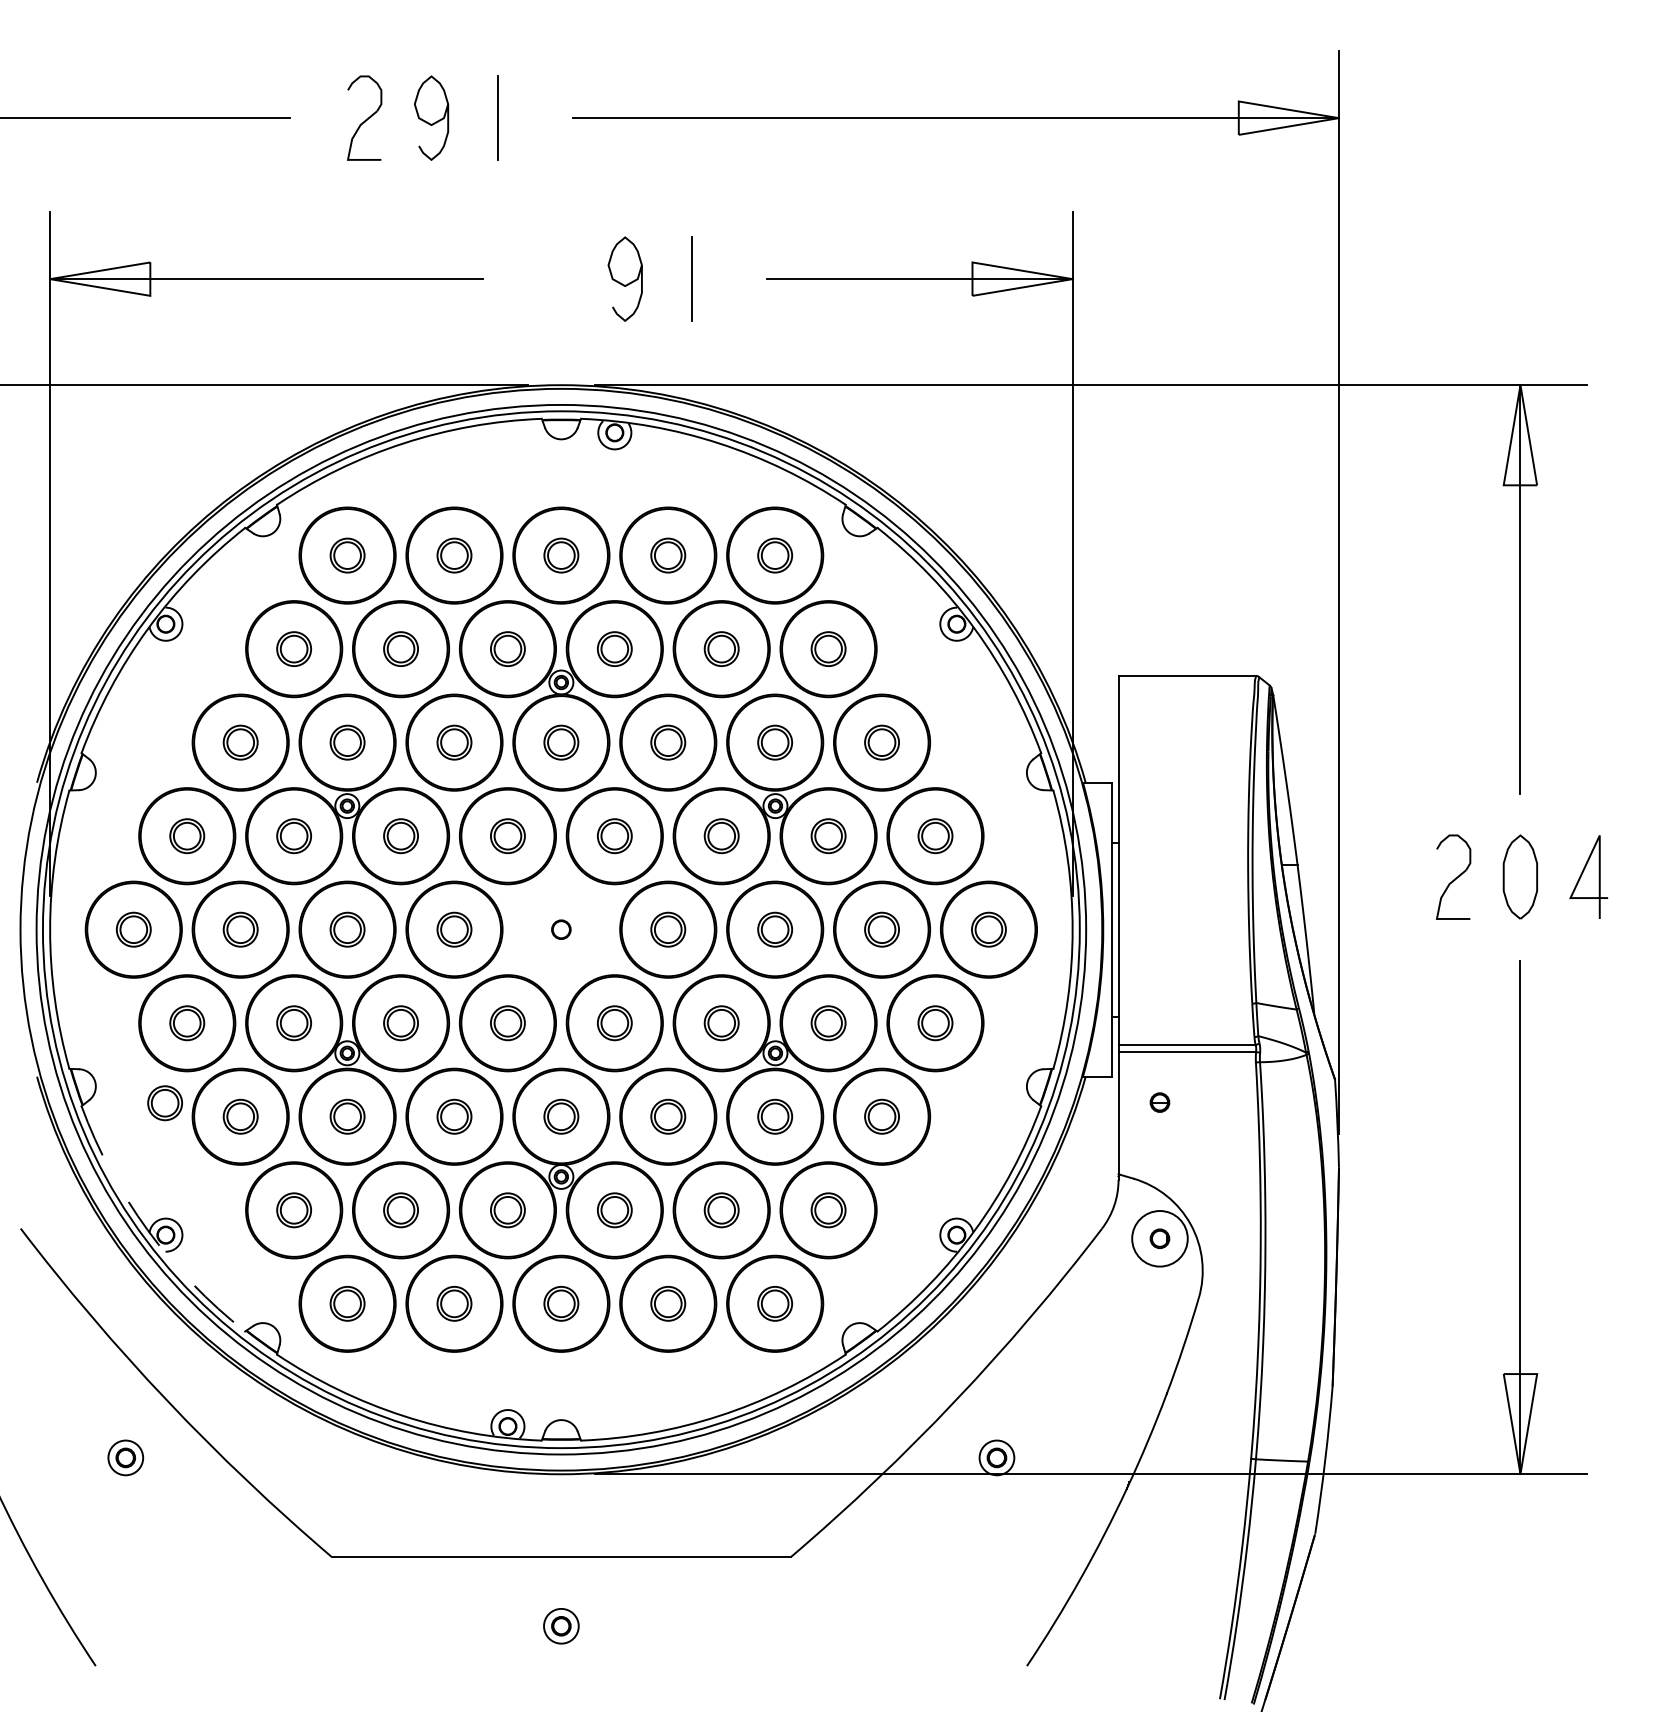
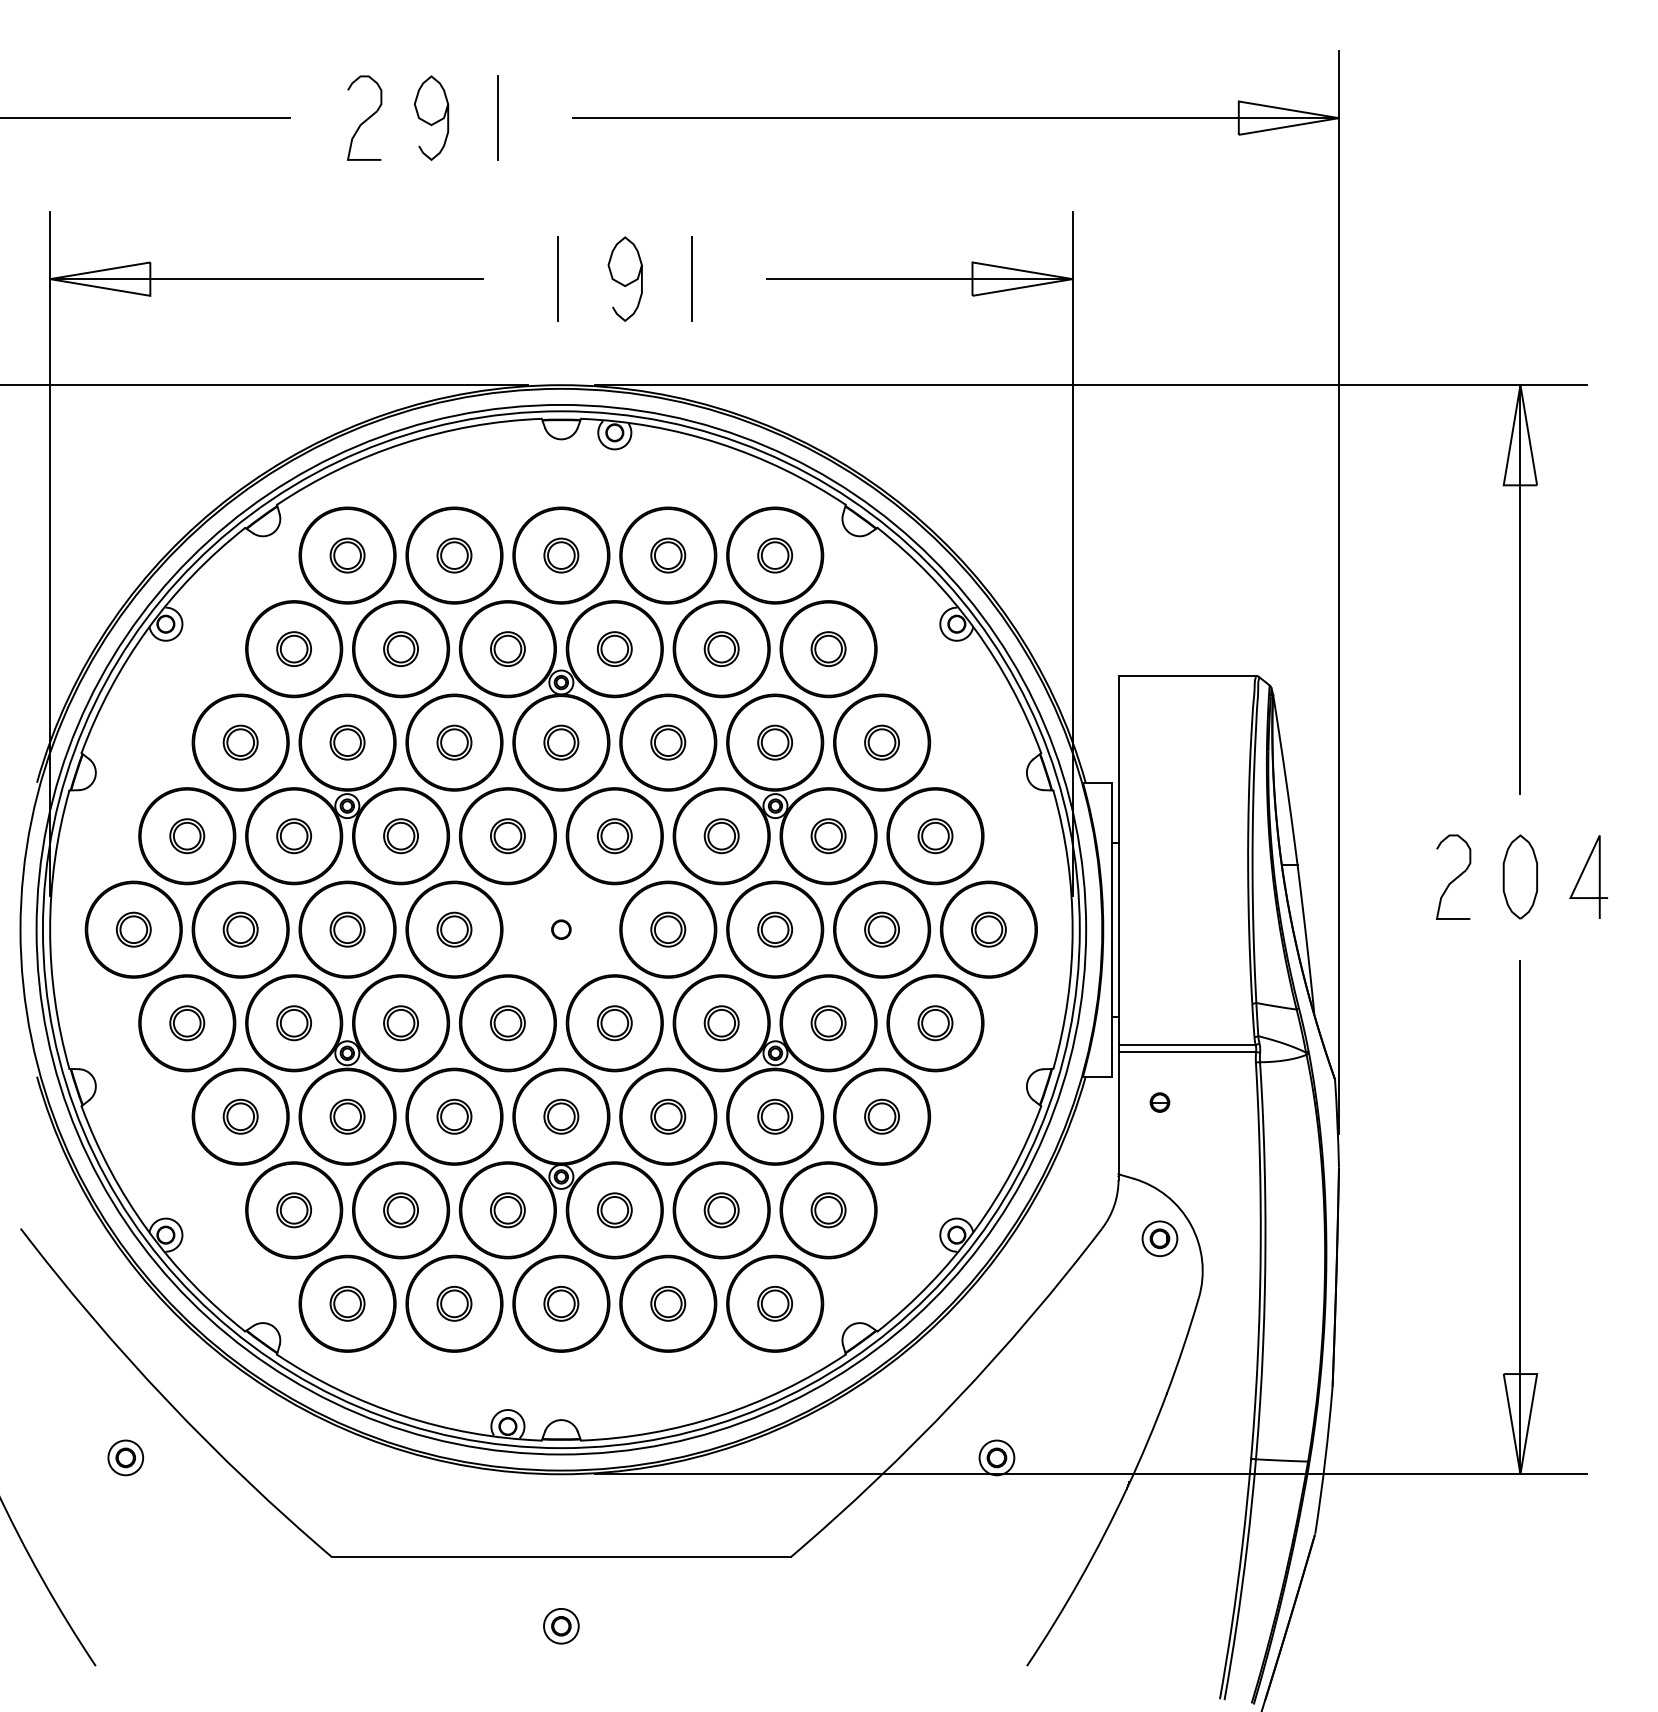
line: none -> present (558, 278)
part: present -> none (164, 1103)
arc: dashed -> solid (147, 1230)
circle diameter: 56 px -> 35 px (1159, 1238)
